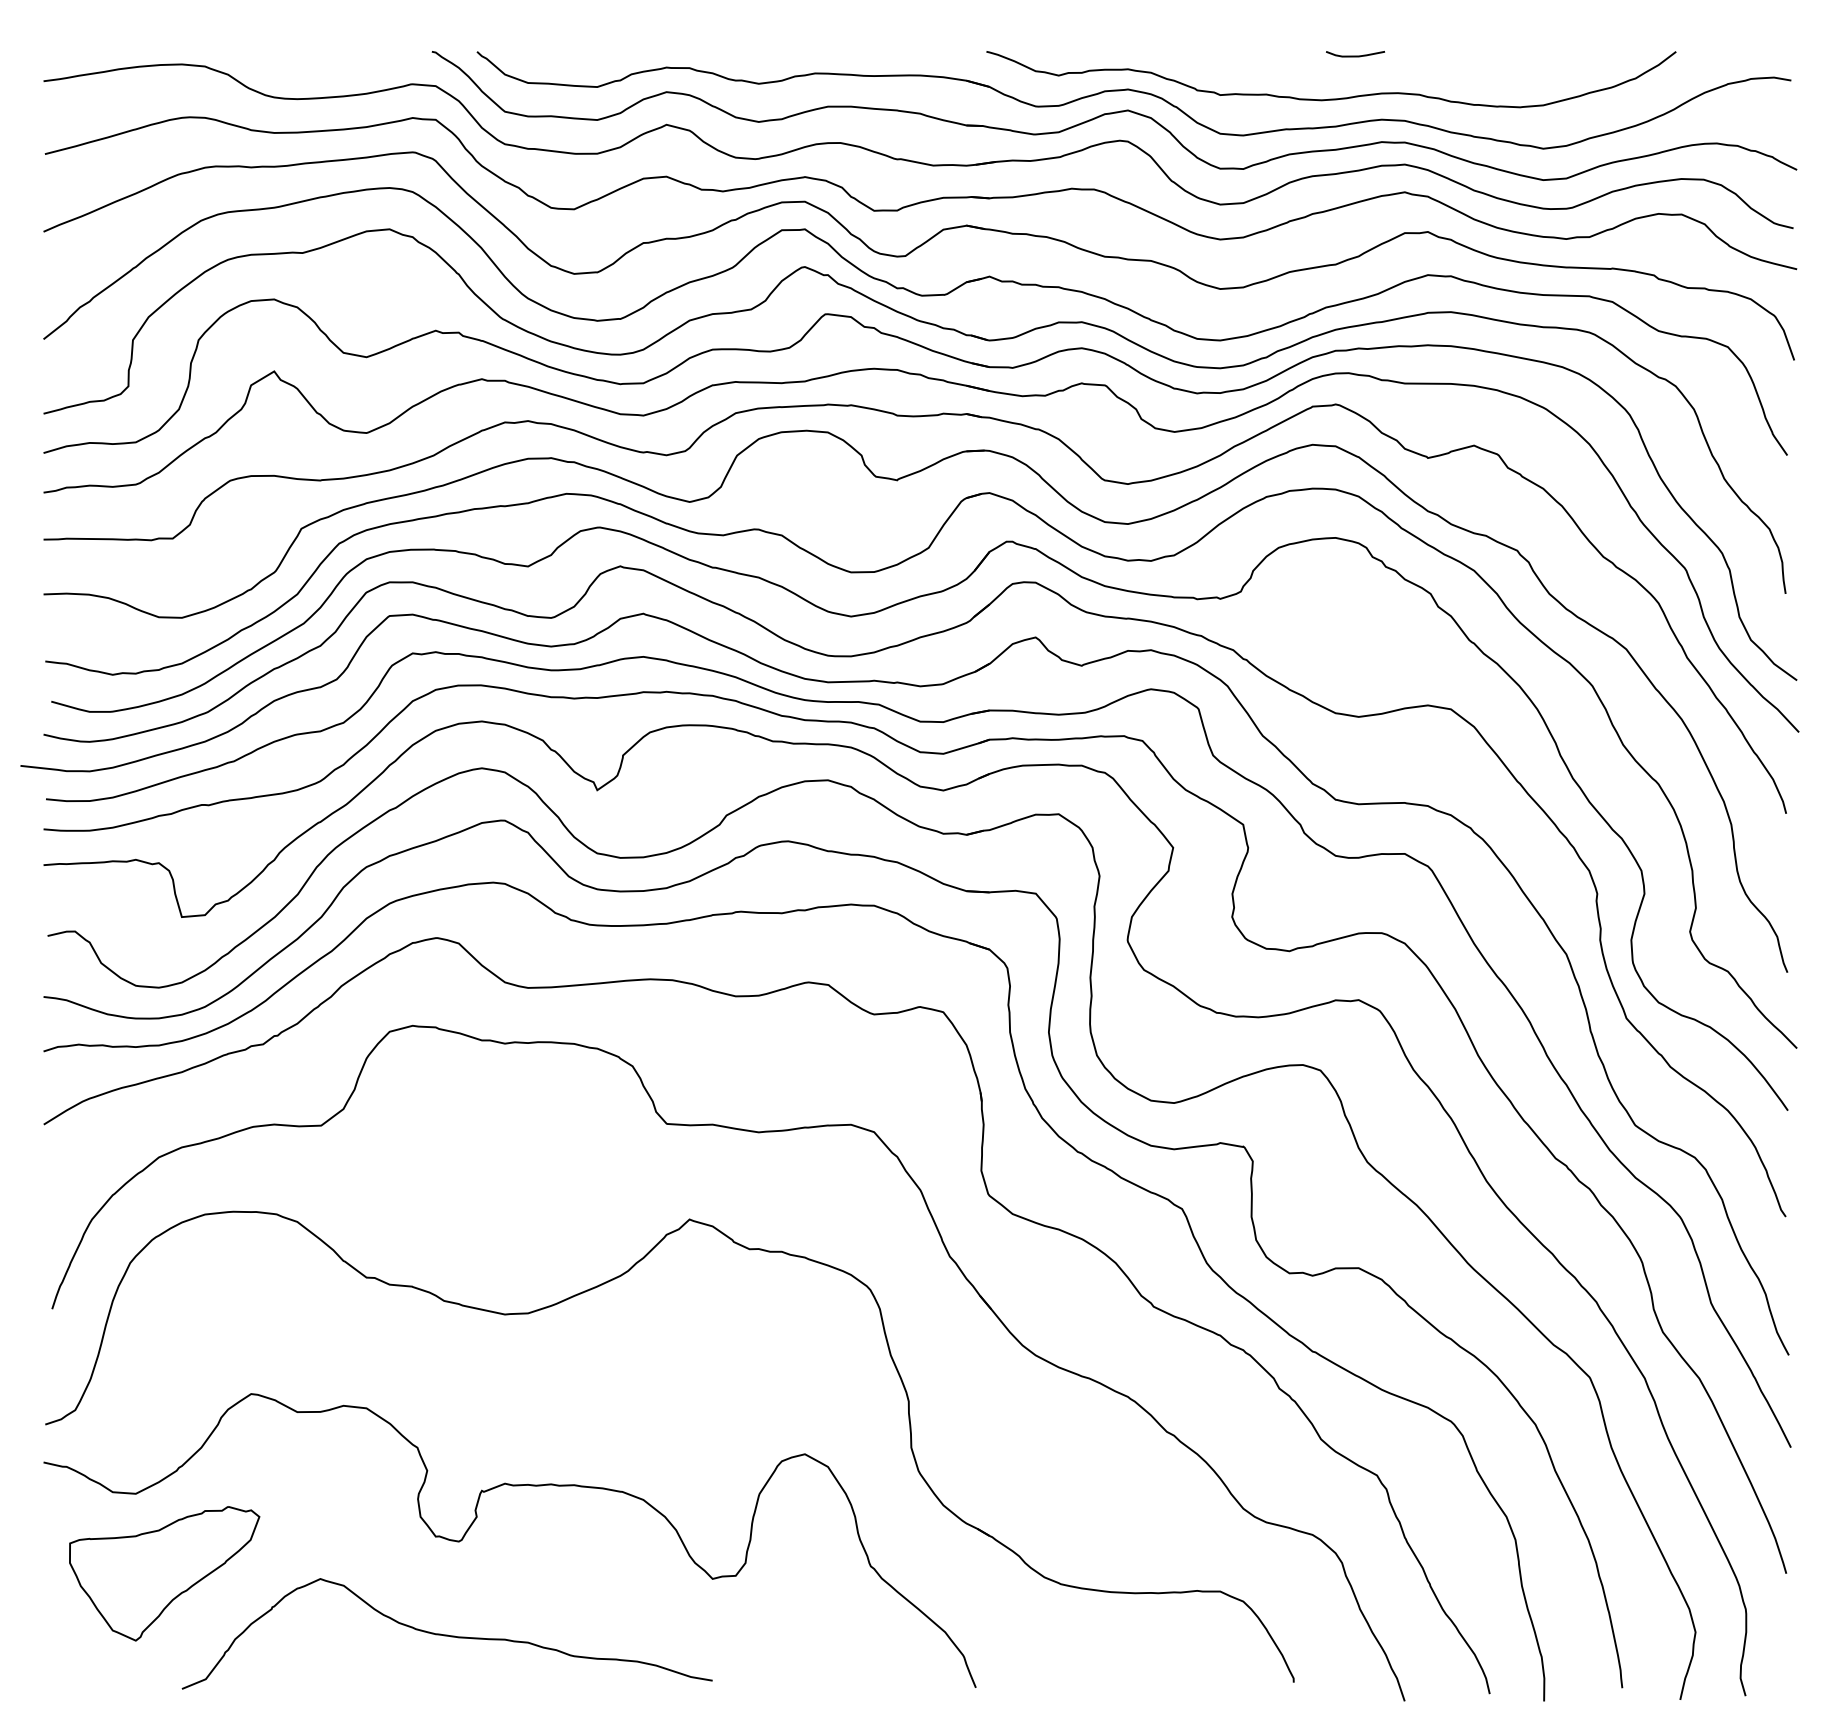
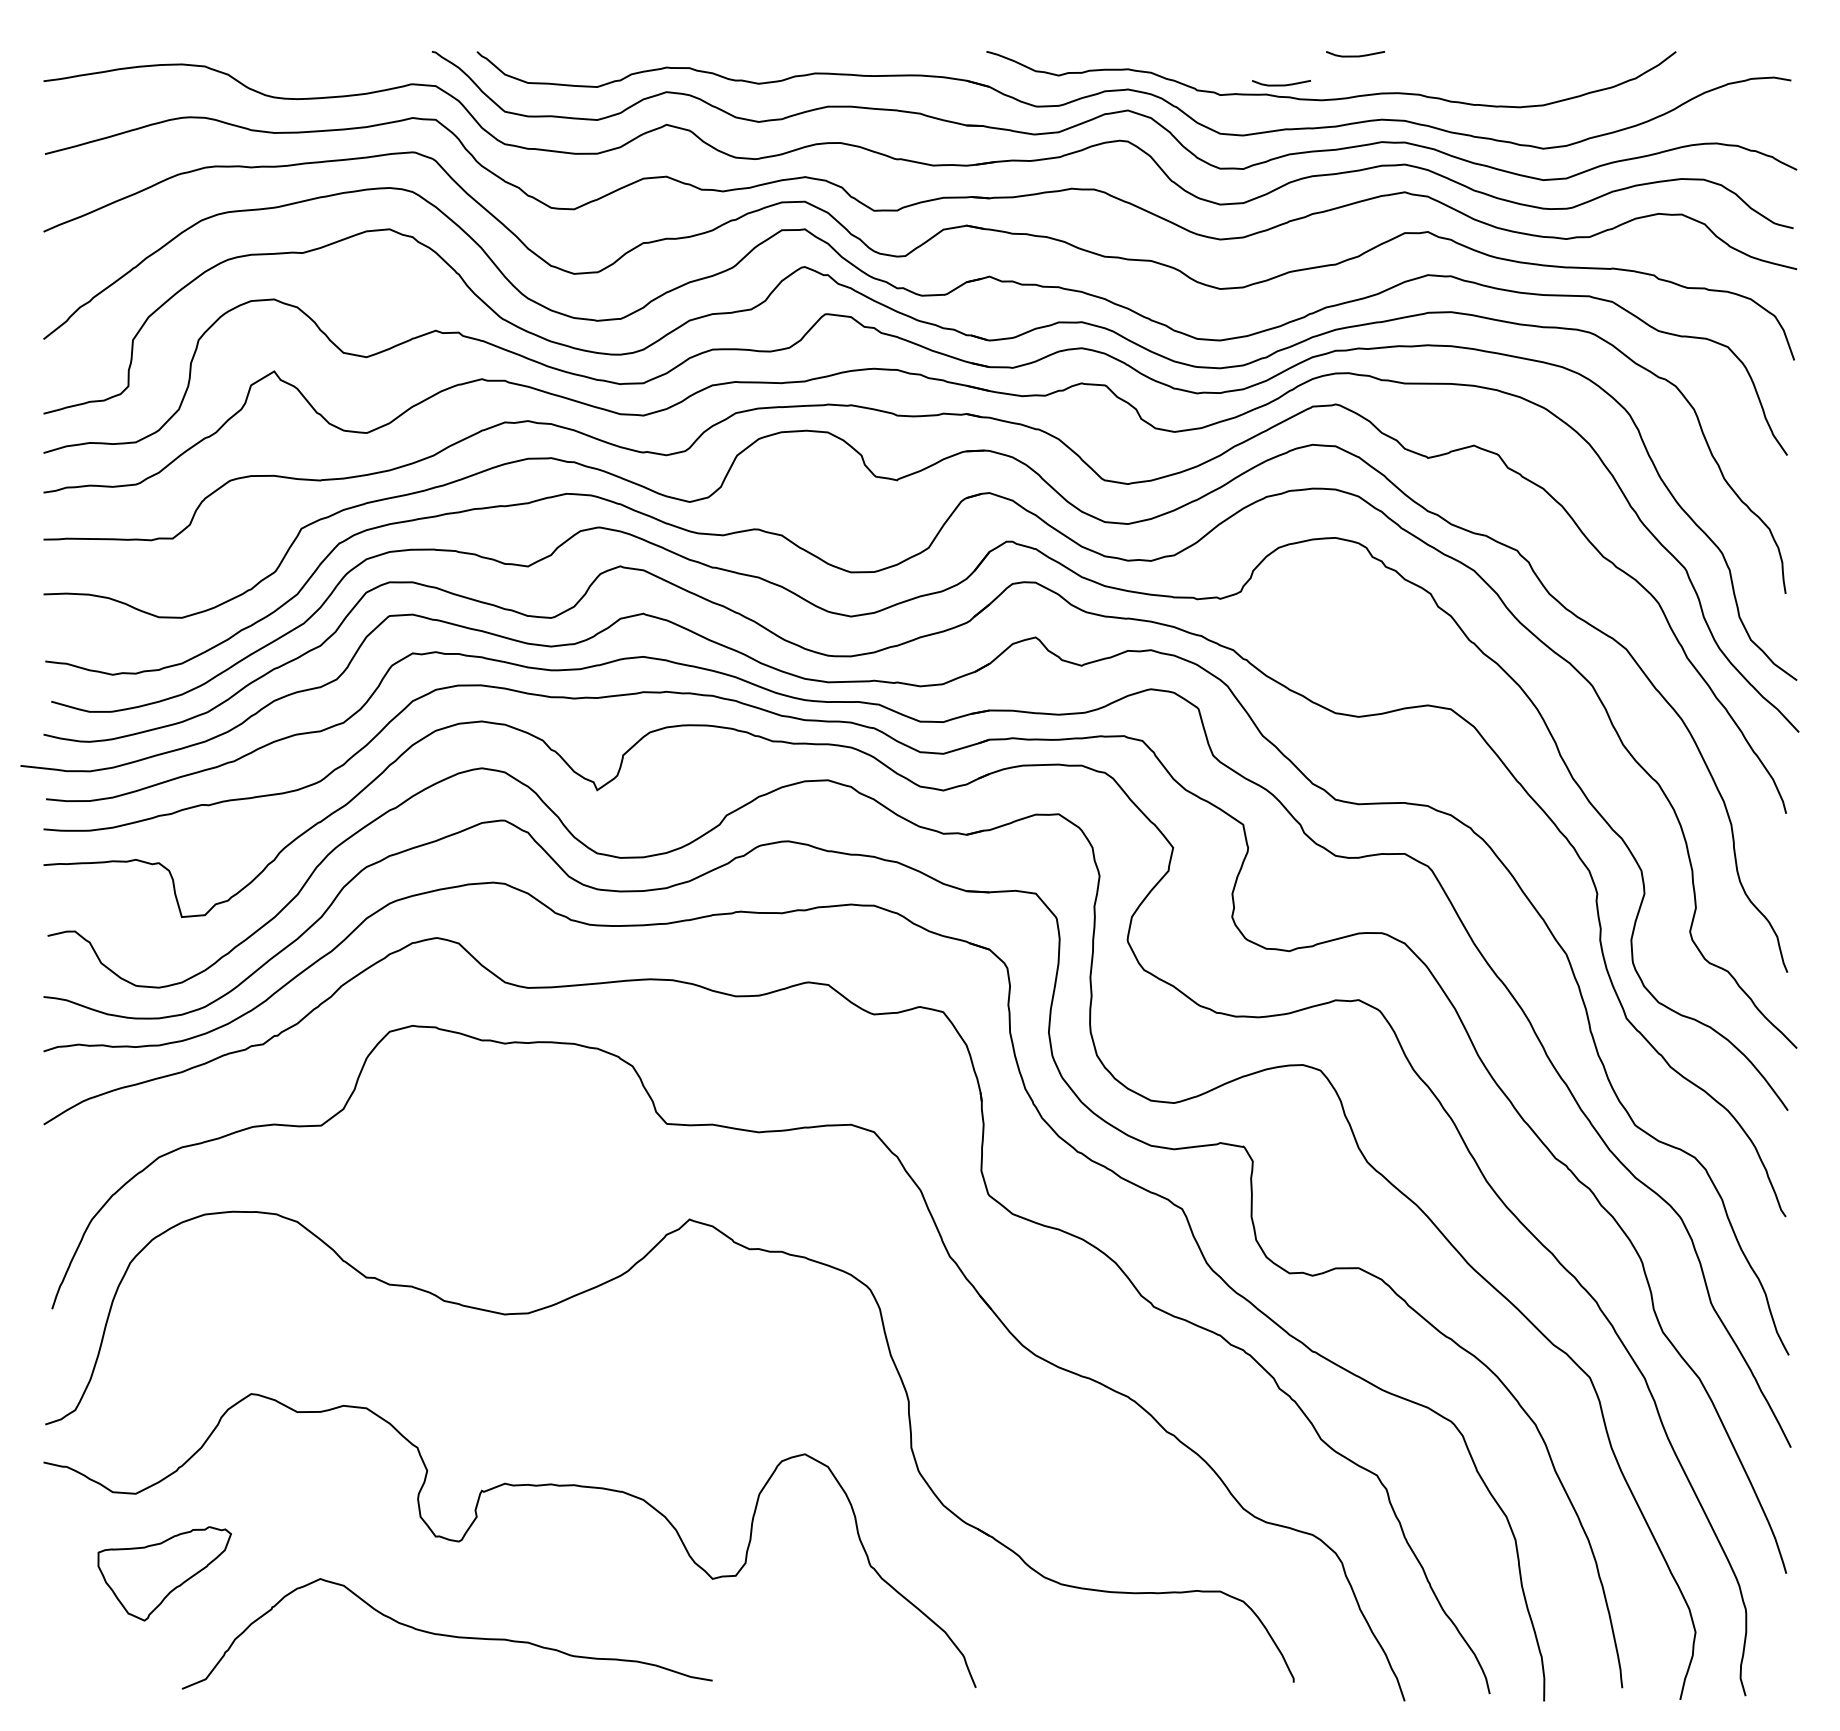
curve: none -> present (1281, 84)
part size: 192x136 px -> 135x96 px (164, 1573)
